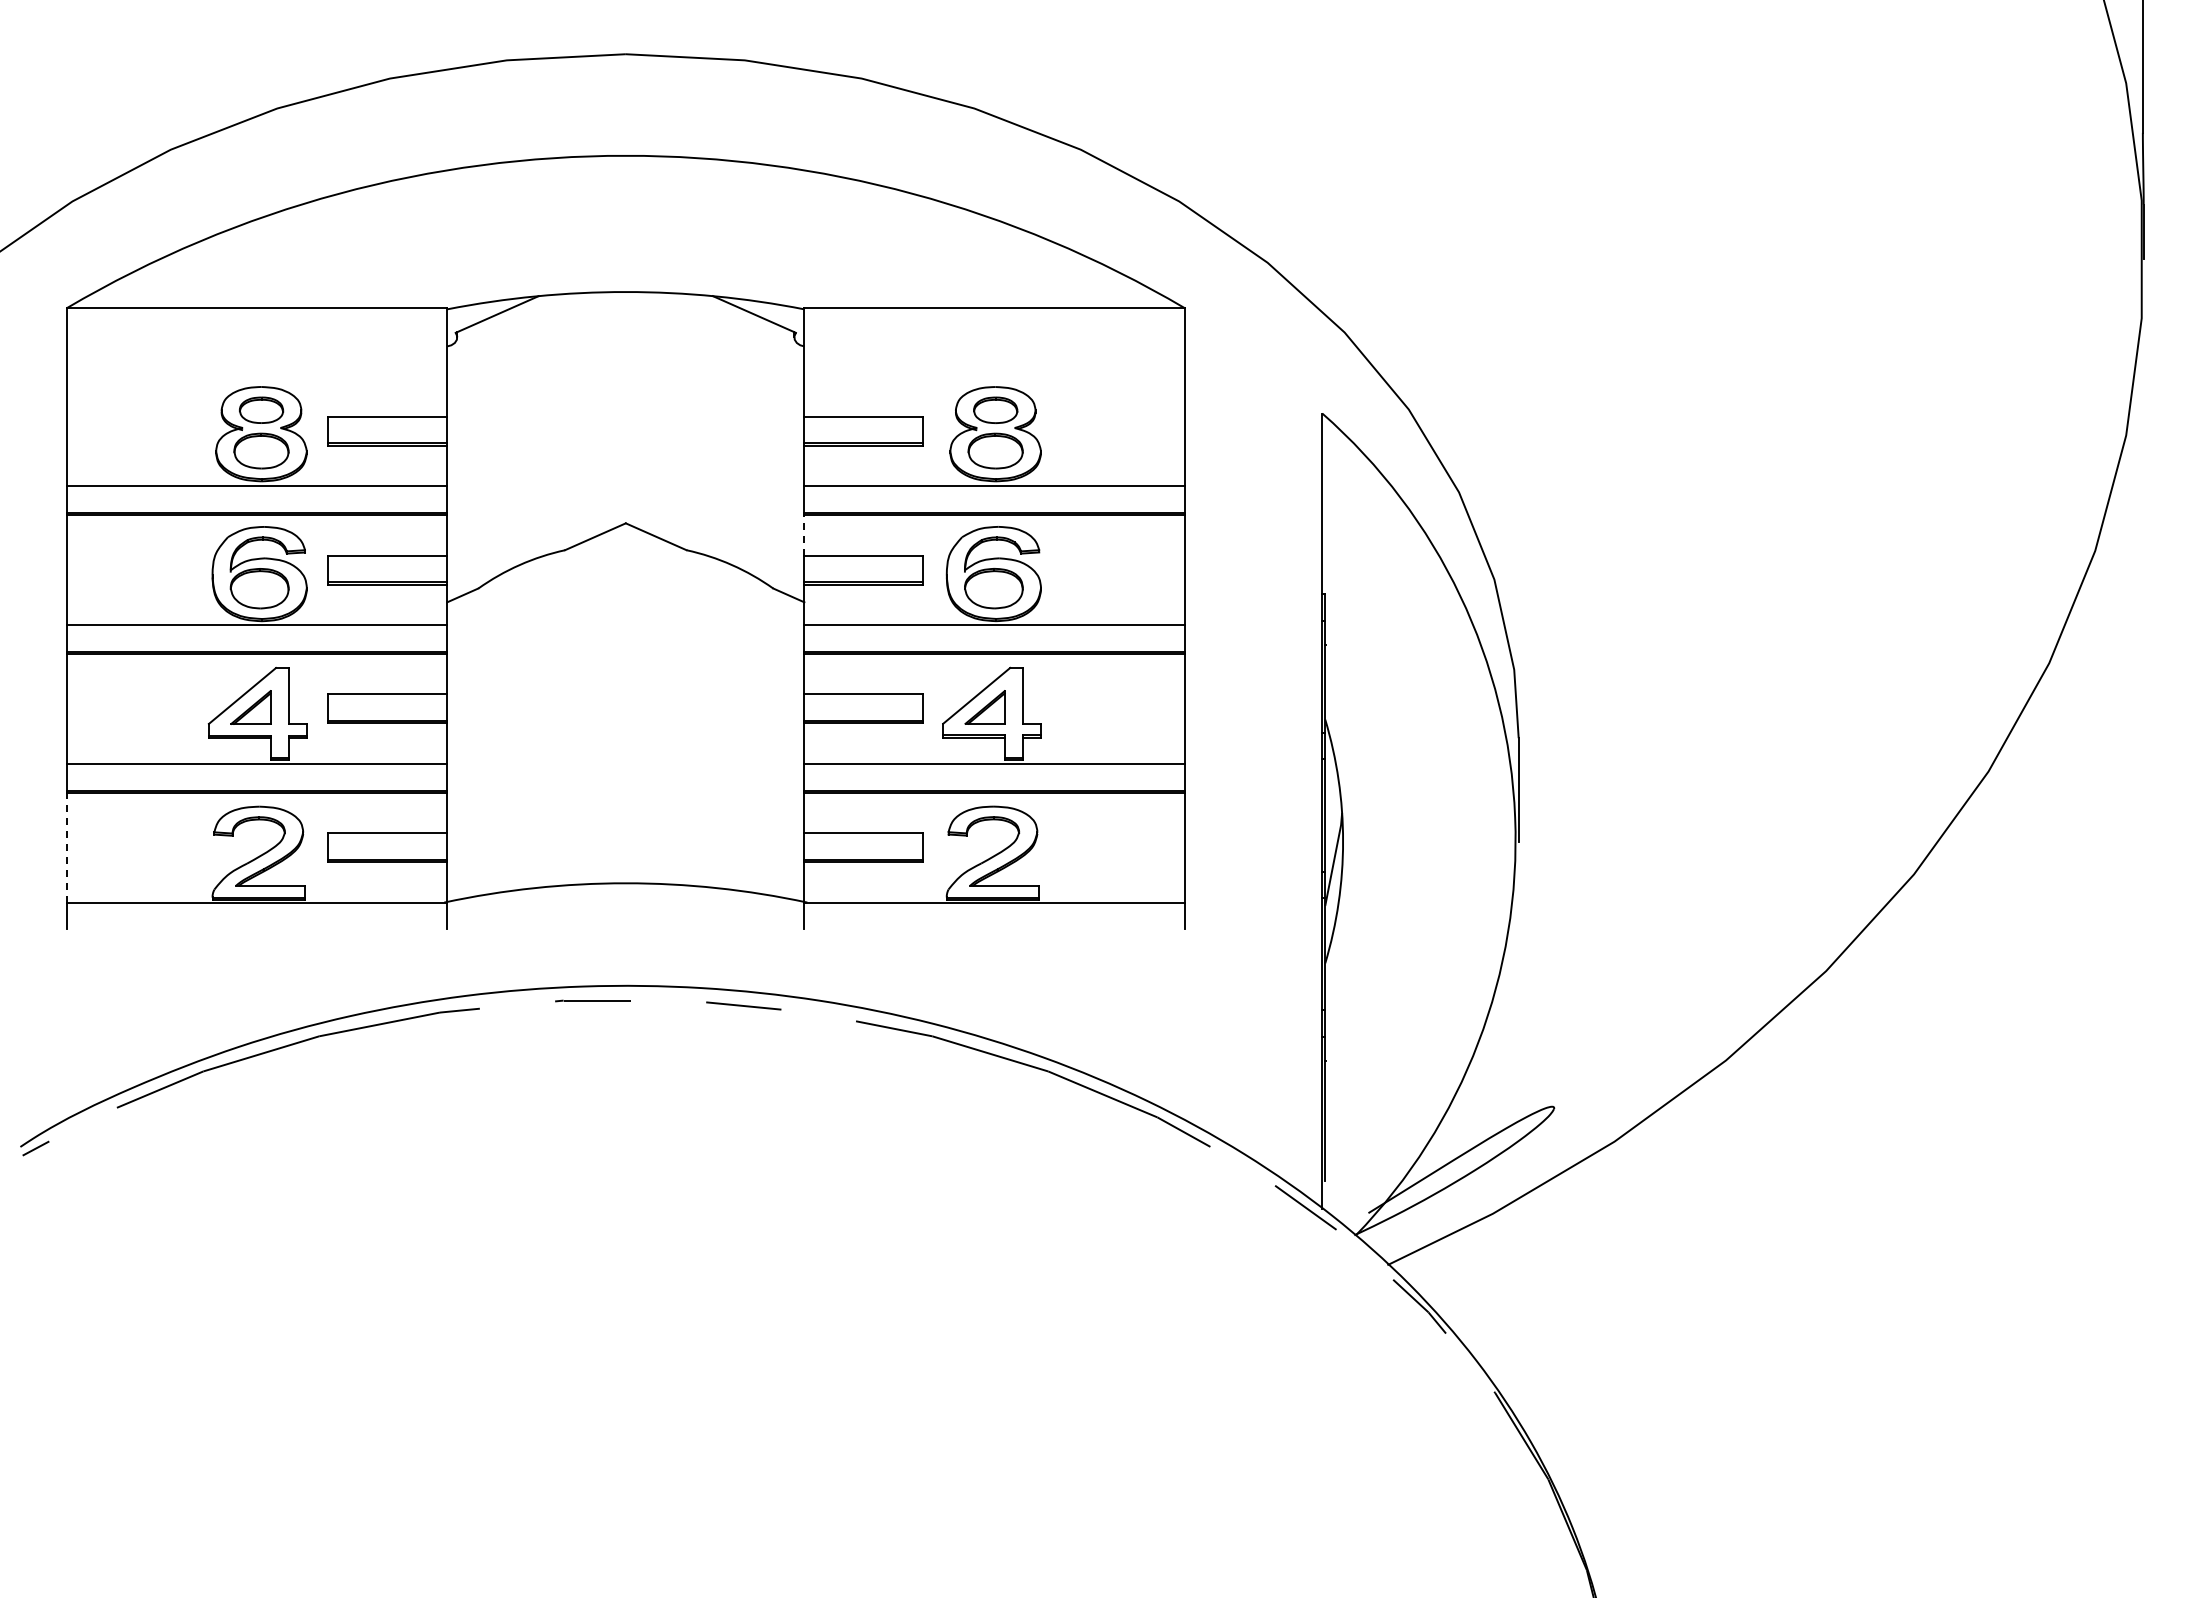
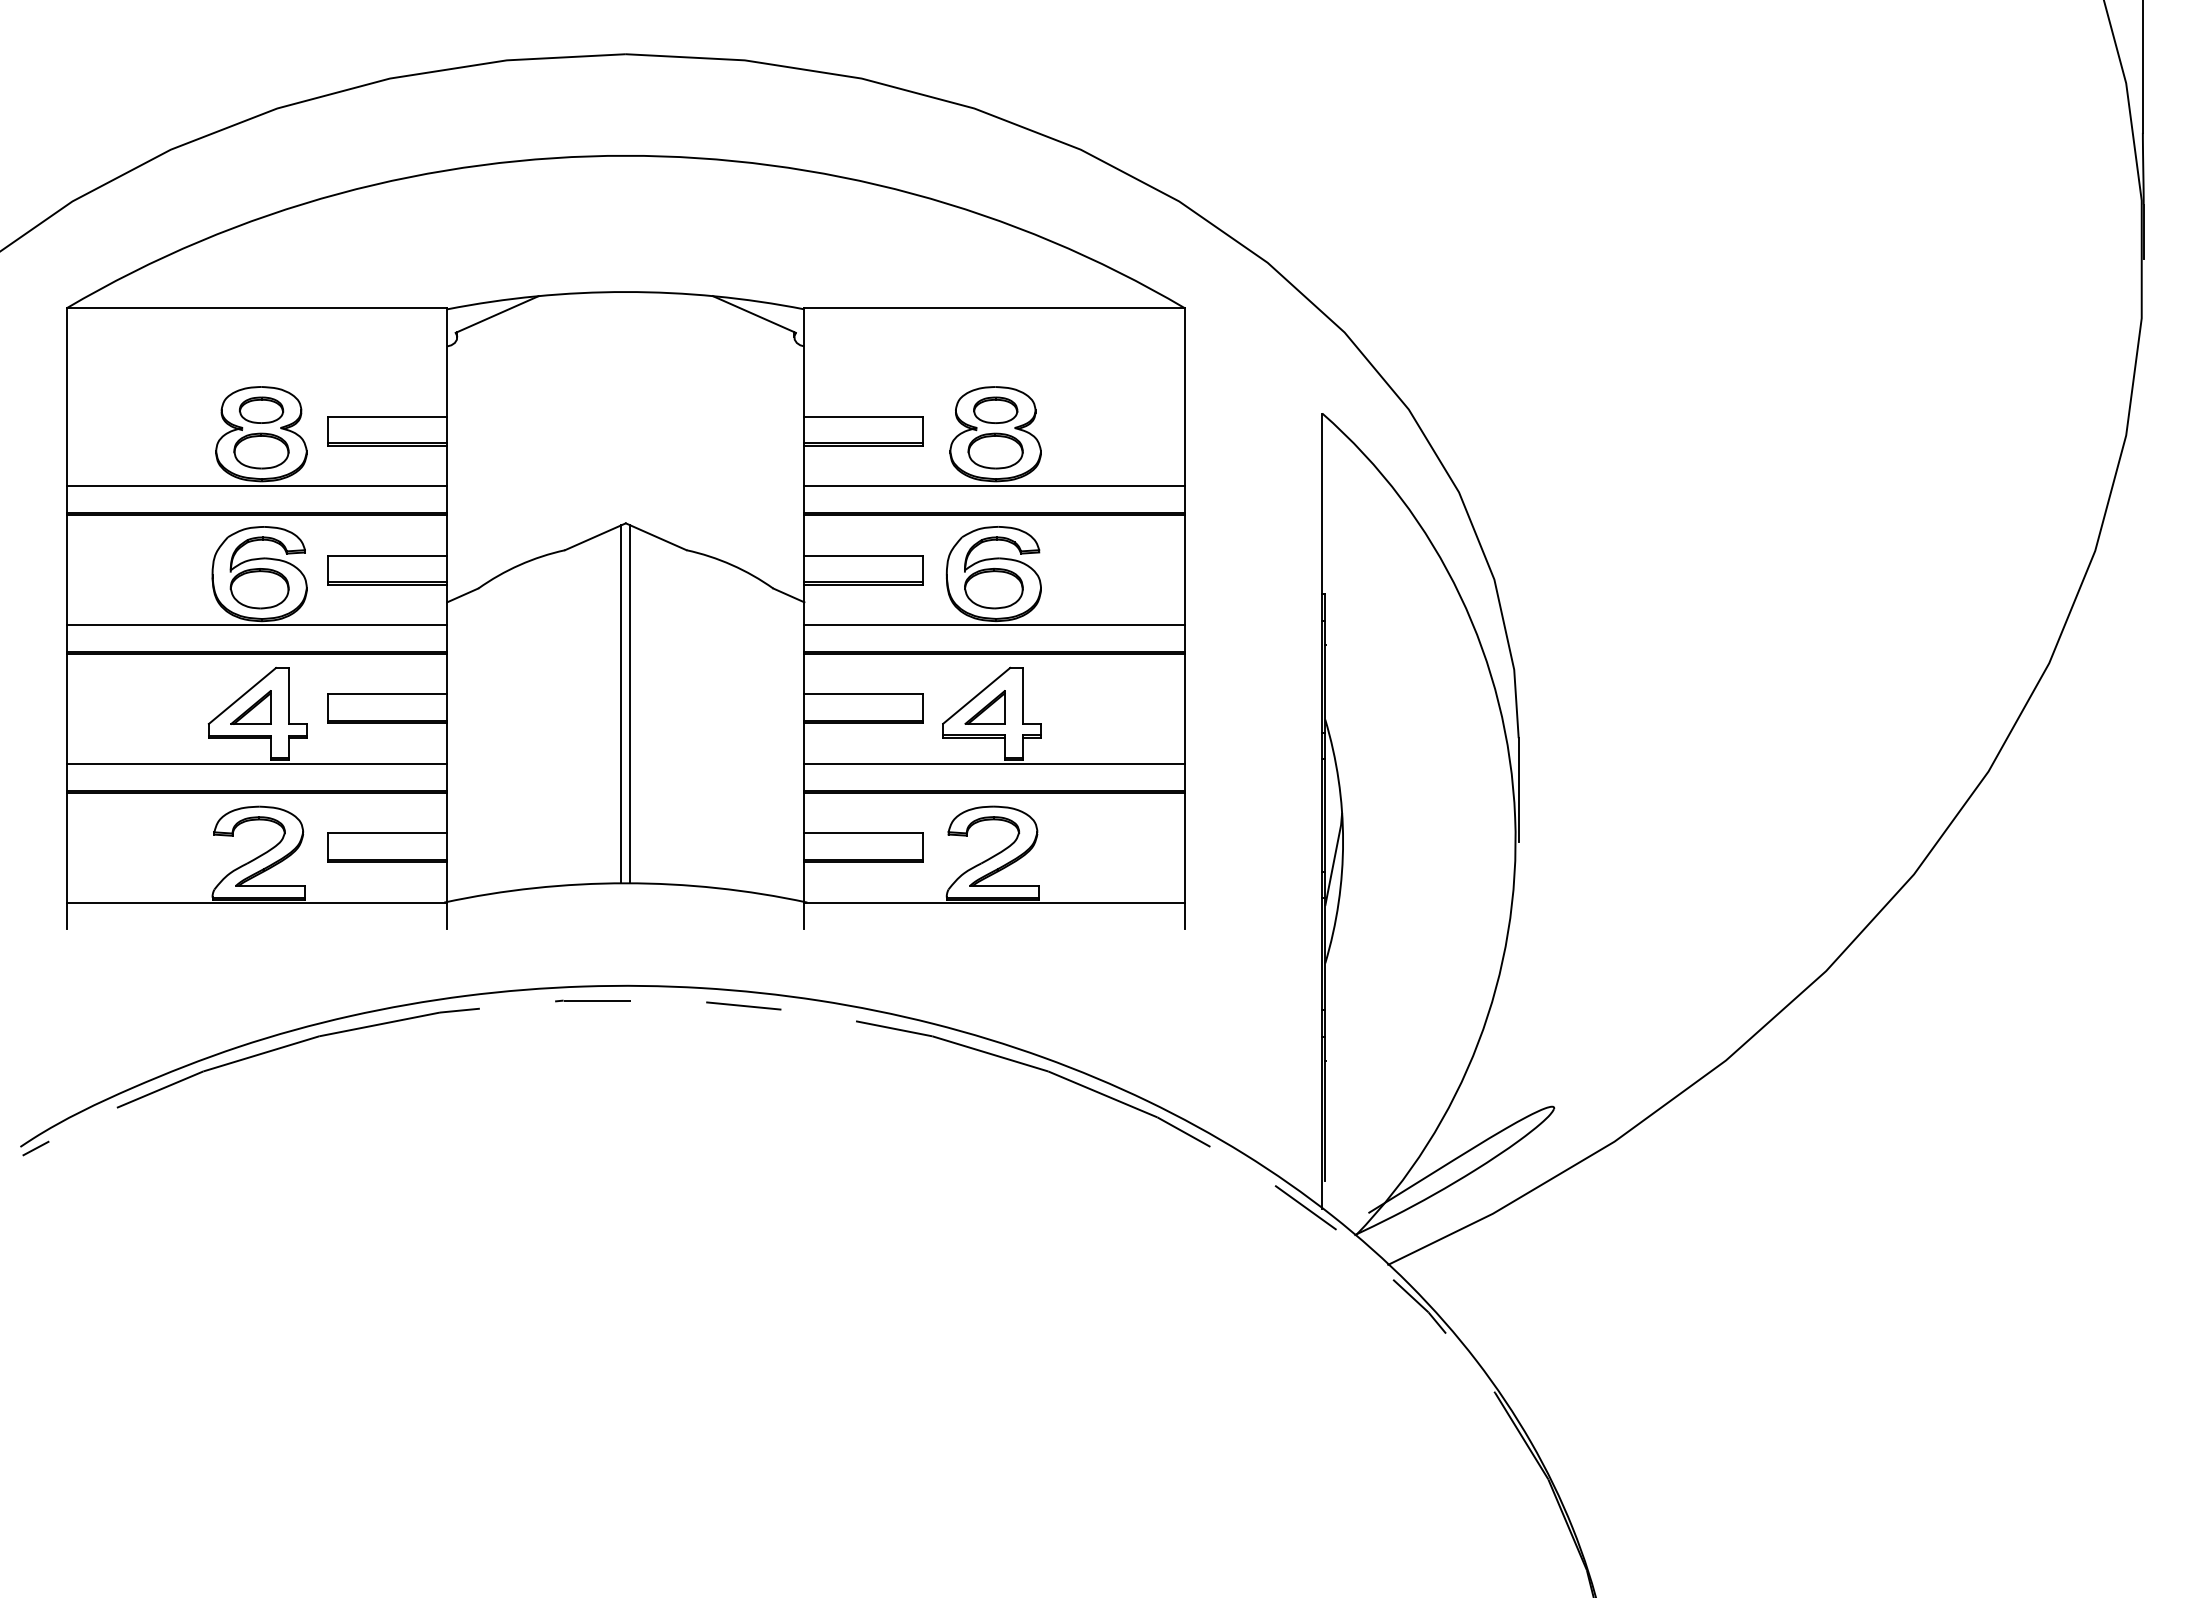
line: dashed -> solid (804, 534)
line: none -> present (621, 704)
line: none -> present (630, 704)
line: dashed -> solid (67, 847)
